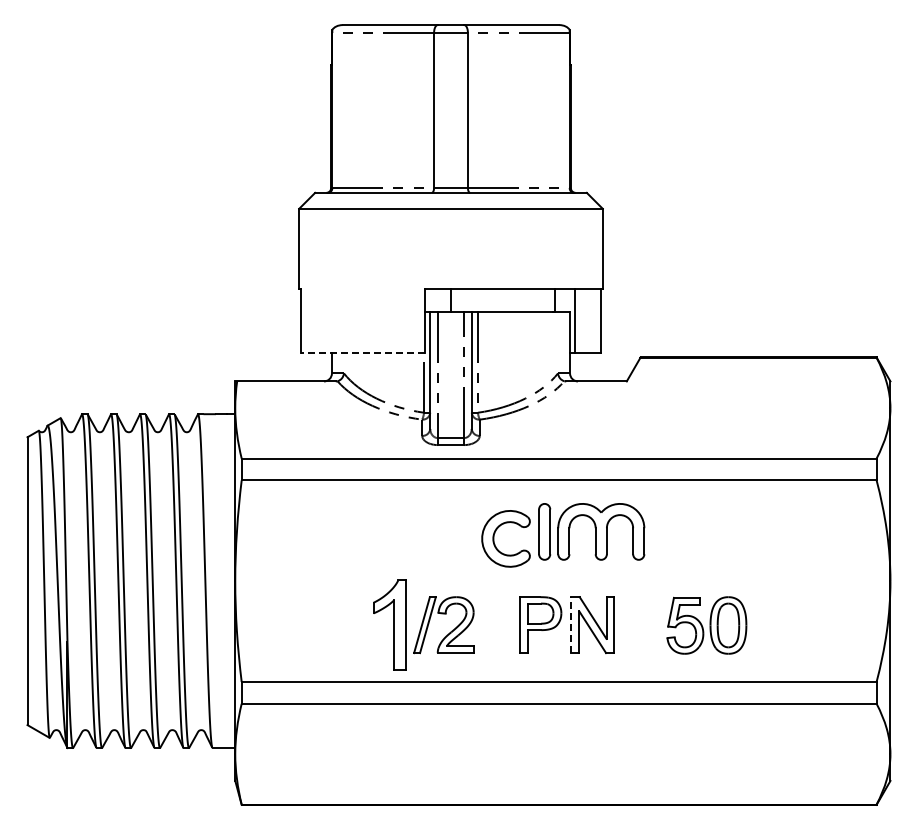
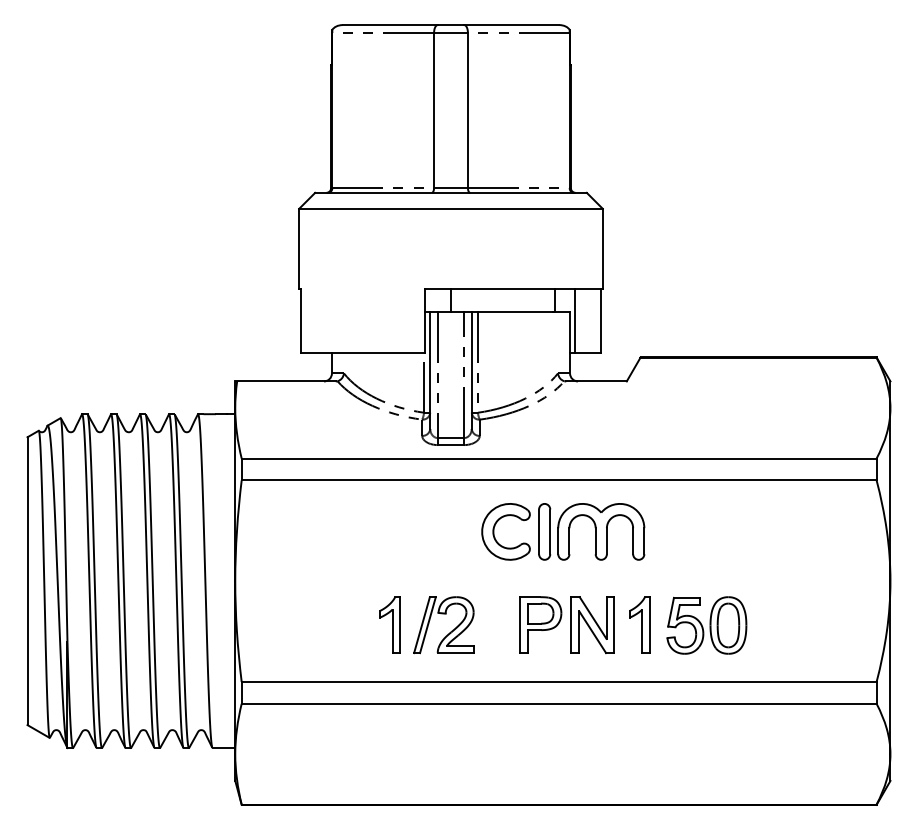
line: dashed -> solid (362, 352)
part position: (494, 538) -> (494, 531) (494, 531)
part size: 34x92 px -> 22x58 px (389, 624)
part: none -> present (639, 624)
line: dashed -> solid (571, 625)
